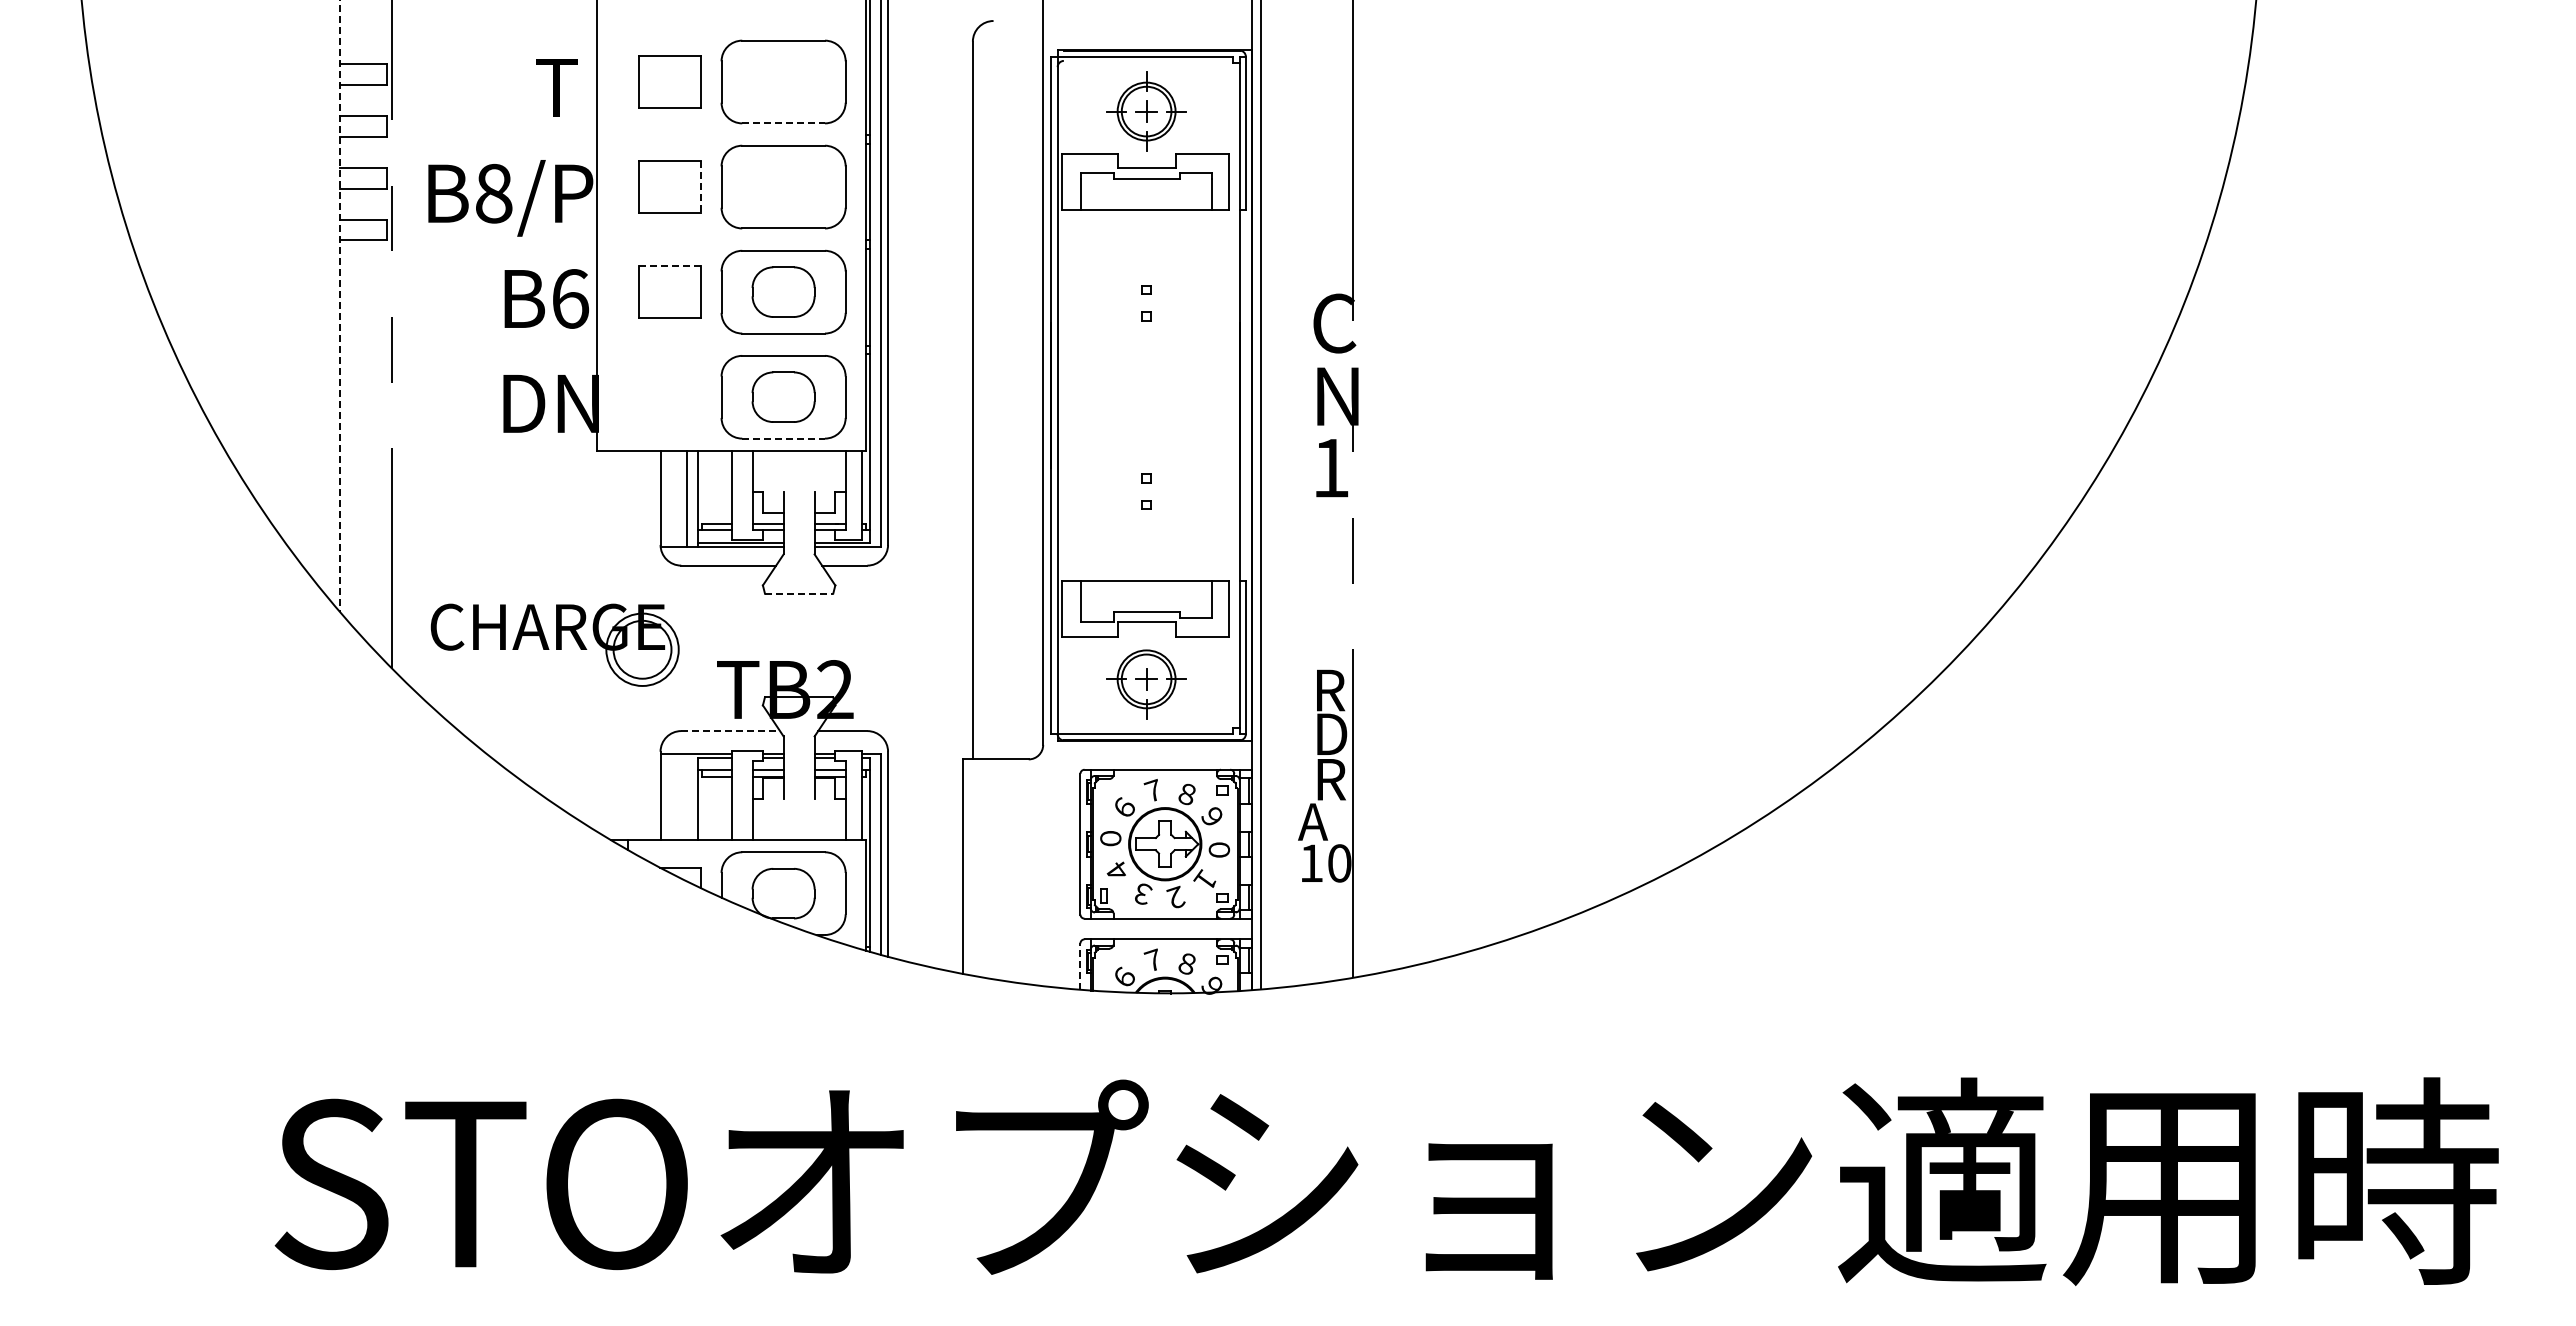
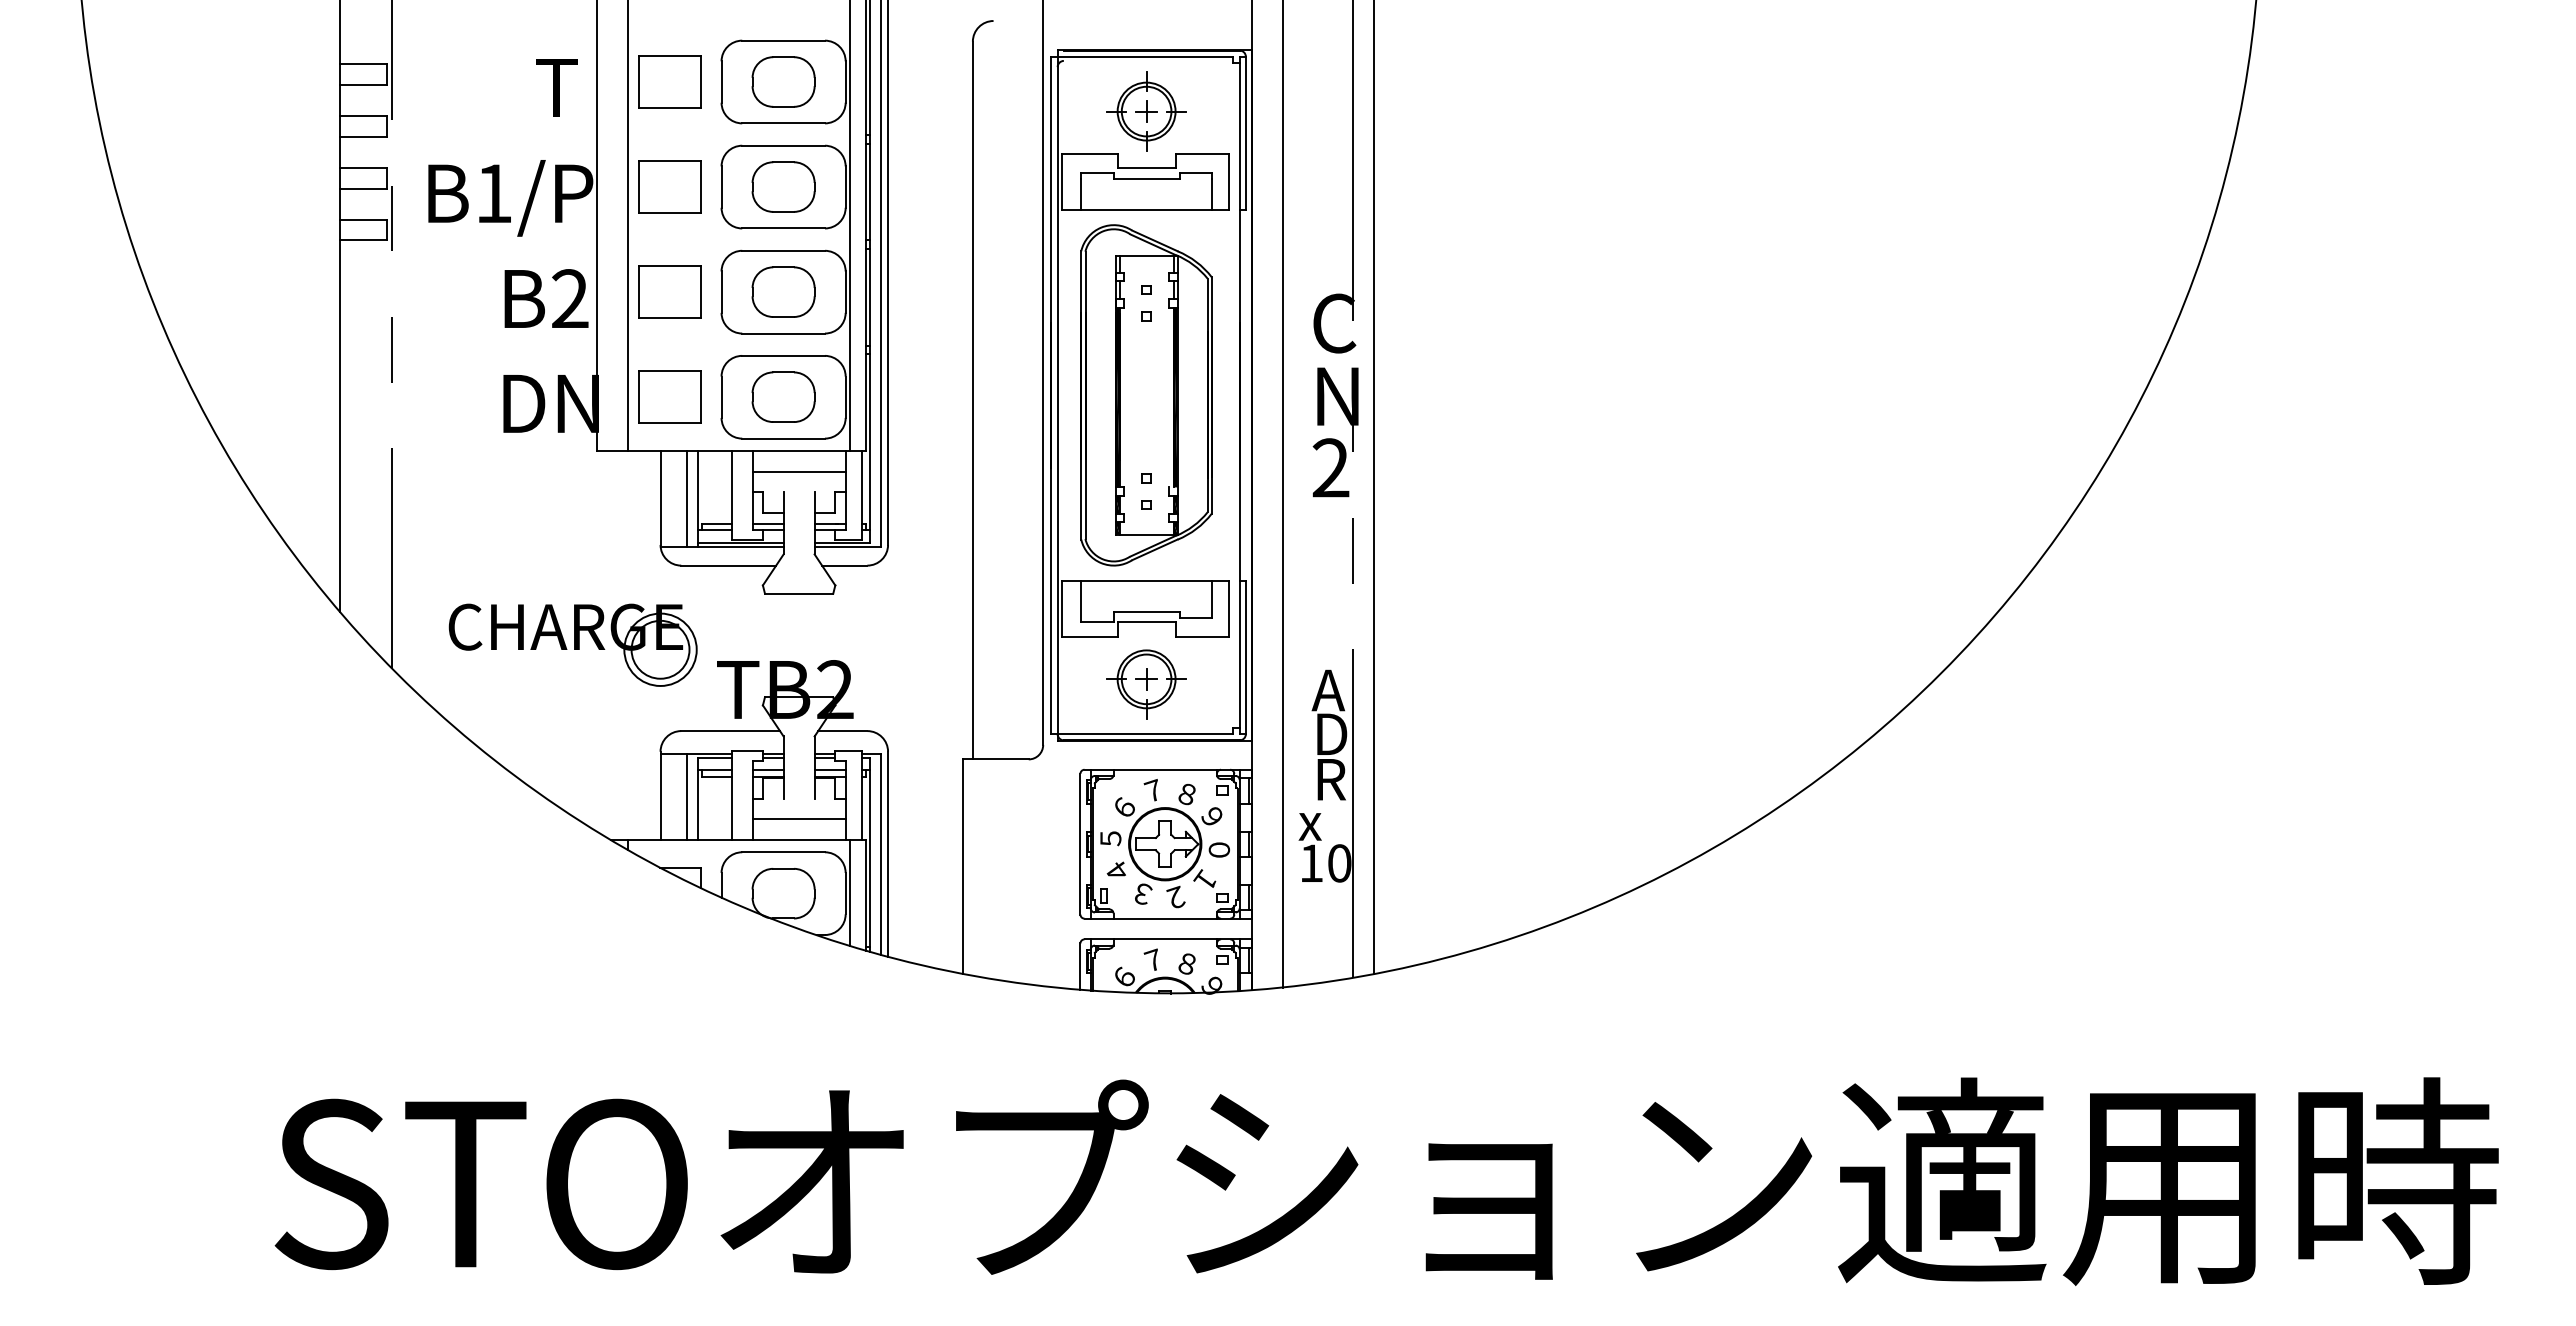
part: none -> present (783, 81)
line: dashed -> solid (784, 123)
part: none -> present (783, 186)
line: dashed -> solid (700, 187)
text: B8/P -> B1/P (494, 193)
line: none -> present (628, 226)
line: none -> present (849, 226)
line: dashed -> solid (670, 266)
text: B6 -> B2 (570, 298)
line: dashed -> solid (339, 306)
part: none -> present (1146, 395)
part: none -> present (669, 396)
line: dashed -> solid (784, 438)
text: 1 -> 2 (1330, 467)
line: none -> present (798, 471)
line: none -> present (1374, 487)
line position: (1261, 494) -> (1283, 494) (1283, 494)
line: dashed -> solid (799, 593)
part position: (554, 644) -> (572, 644) (572, 644)
text: R -> A (1327, 690)
line: dashed -> solid (731, 731)
line: none -> present (687, 796)
line: none -> present (798, 819)
text: A -> x (1313, 821)
text: ０ -> ５ (1110, 838)
line: none -> present (849, 892)
line: dashed -> solid (1080, 966)
